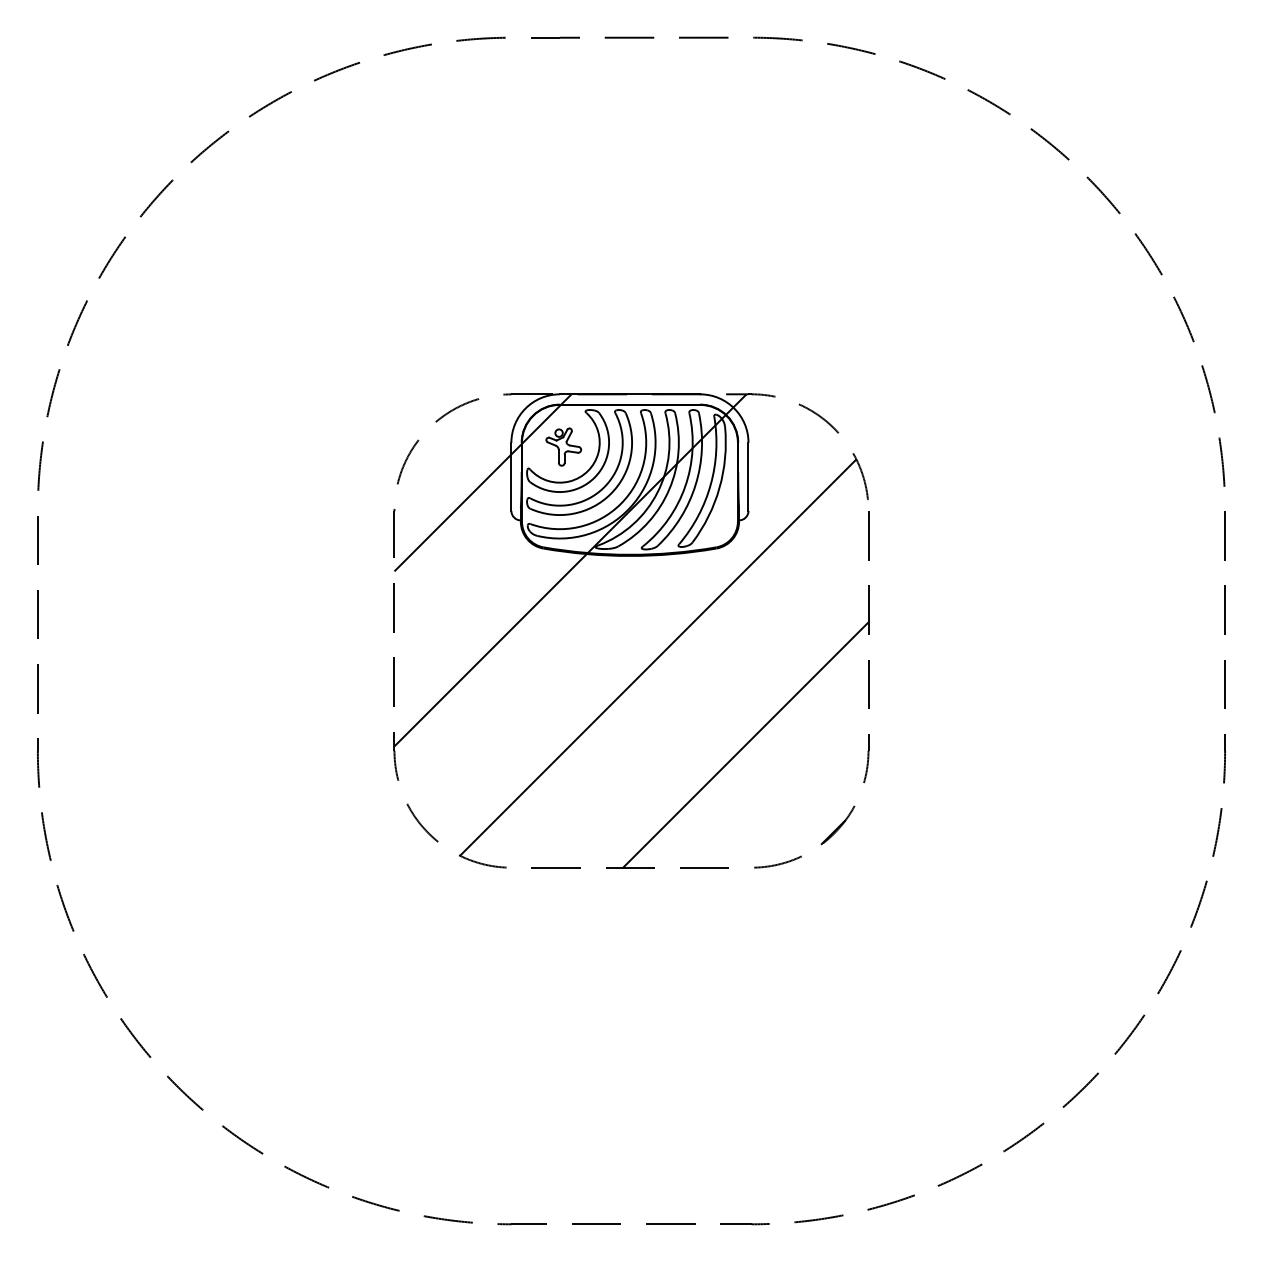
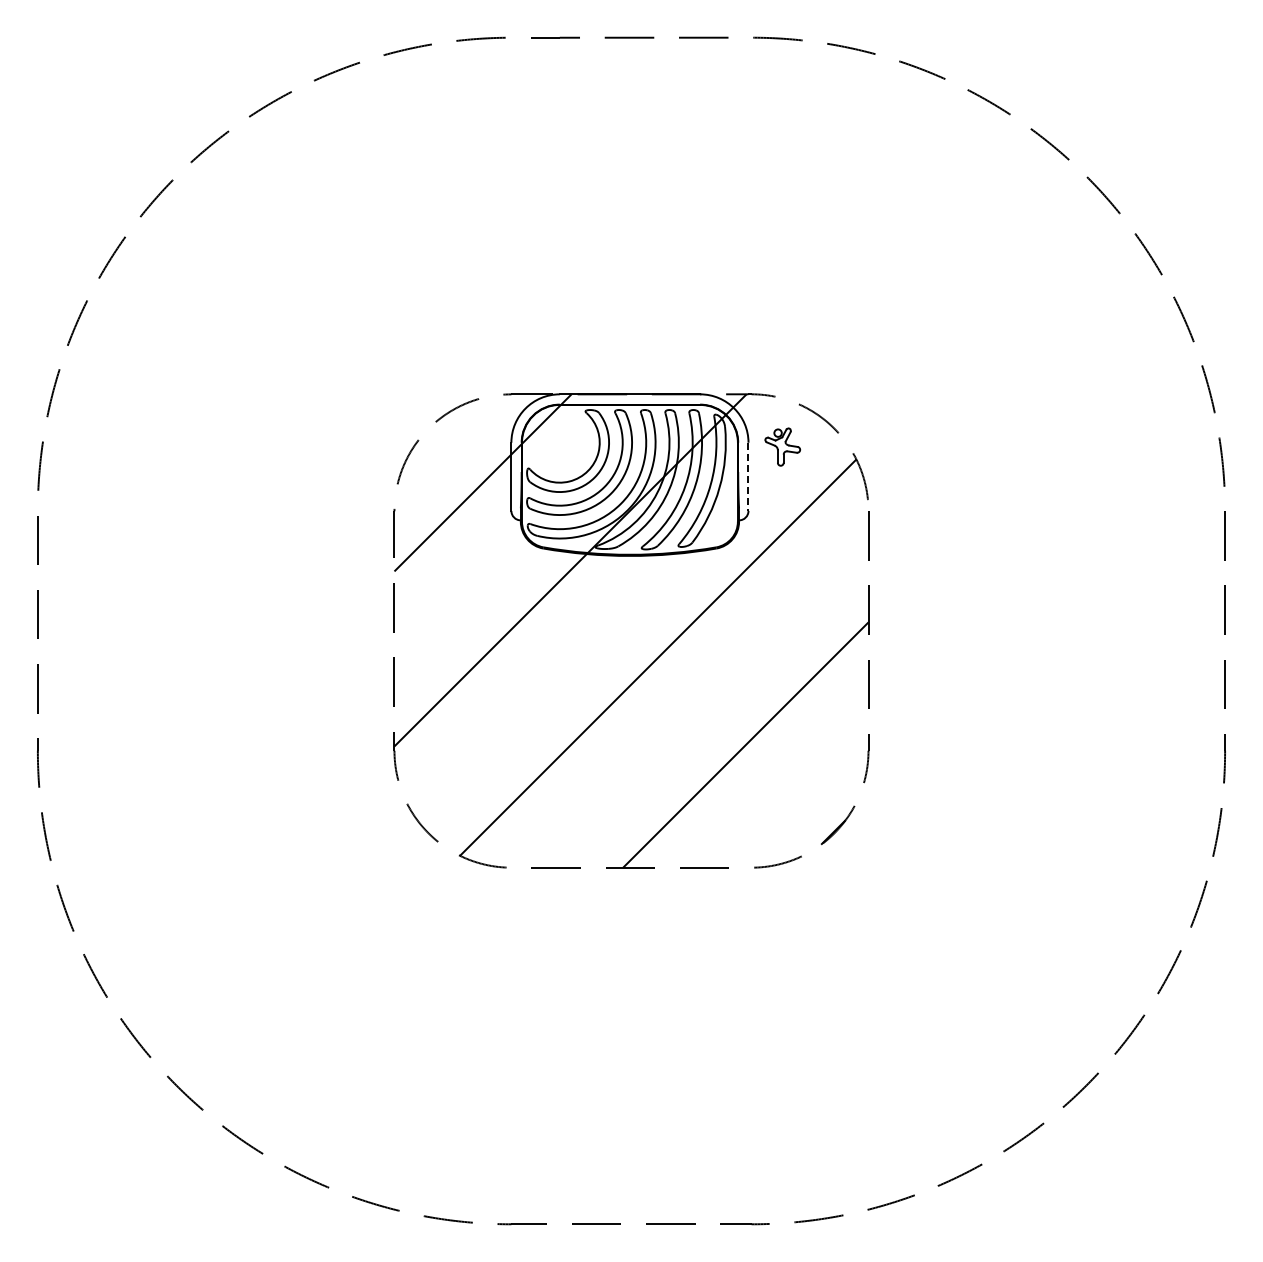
part position: (563, 446) -> (782, 446) (782, 446)
line: solid -> dashed (748, 477)
